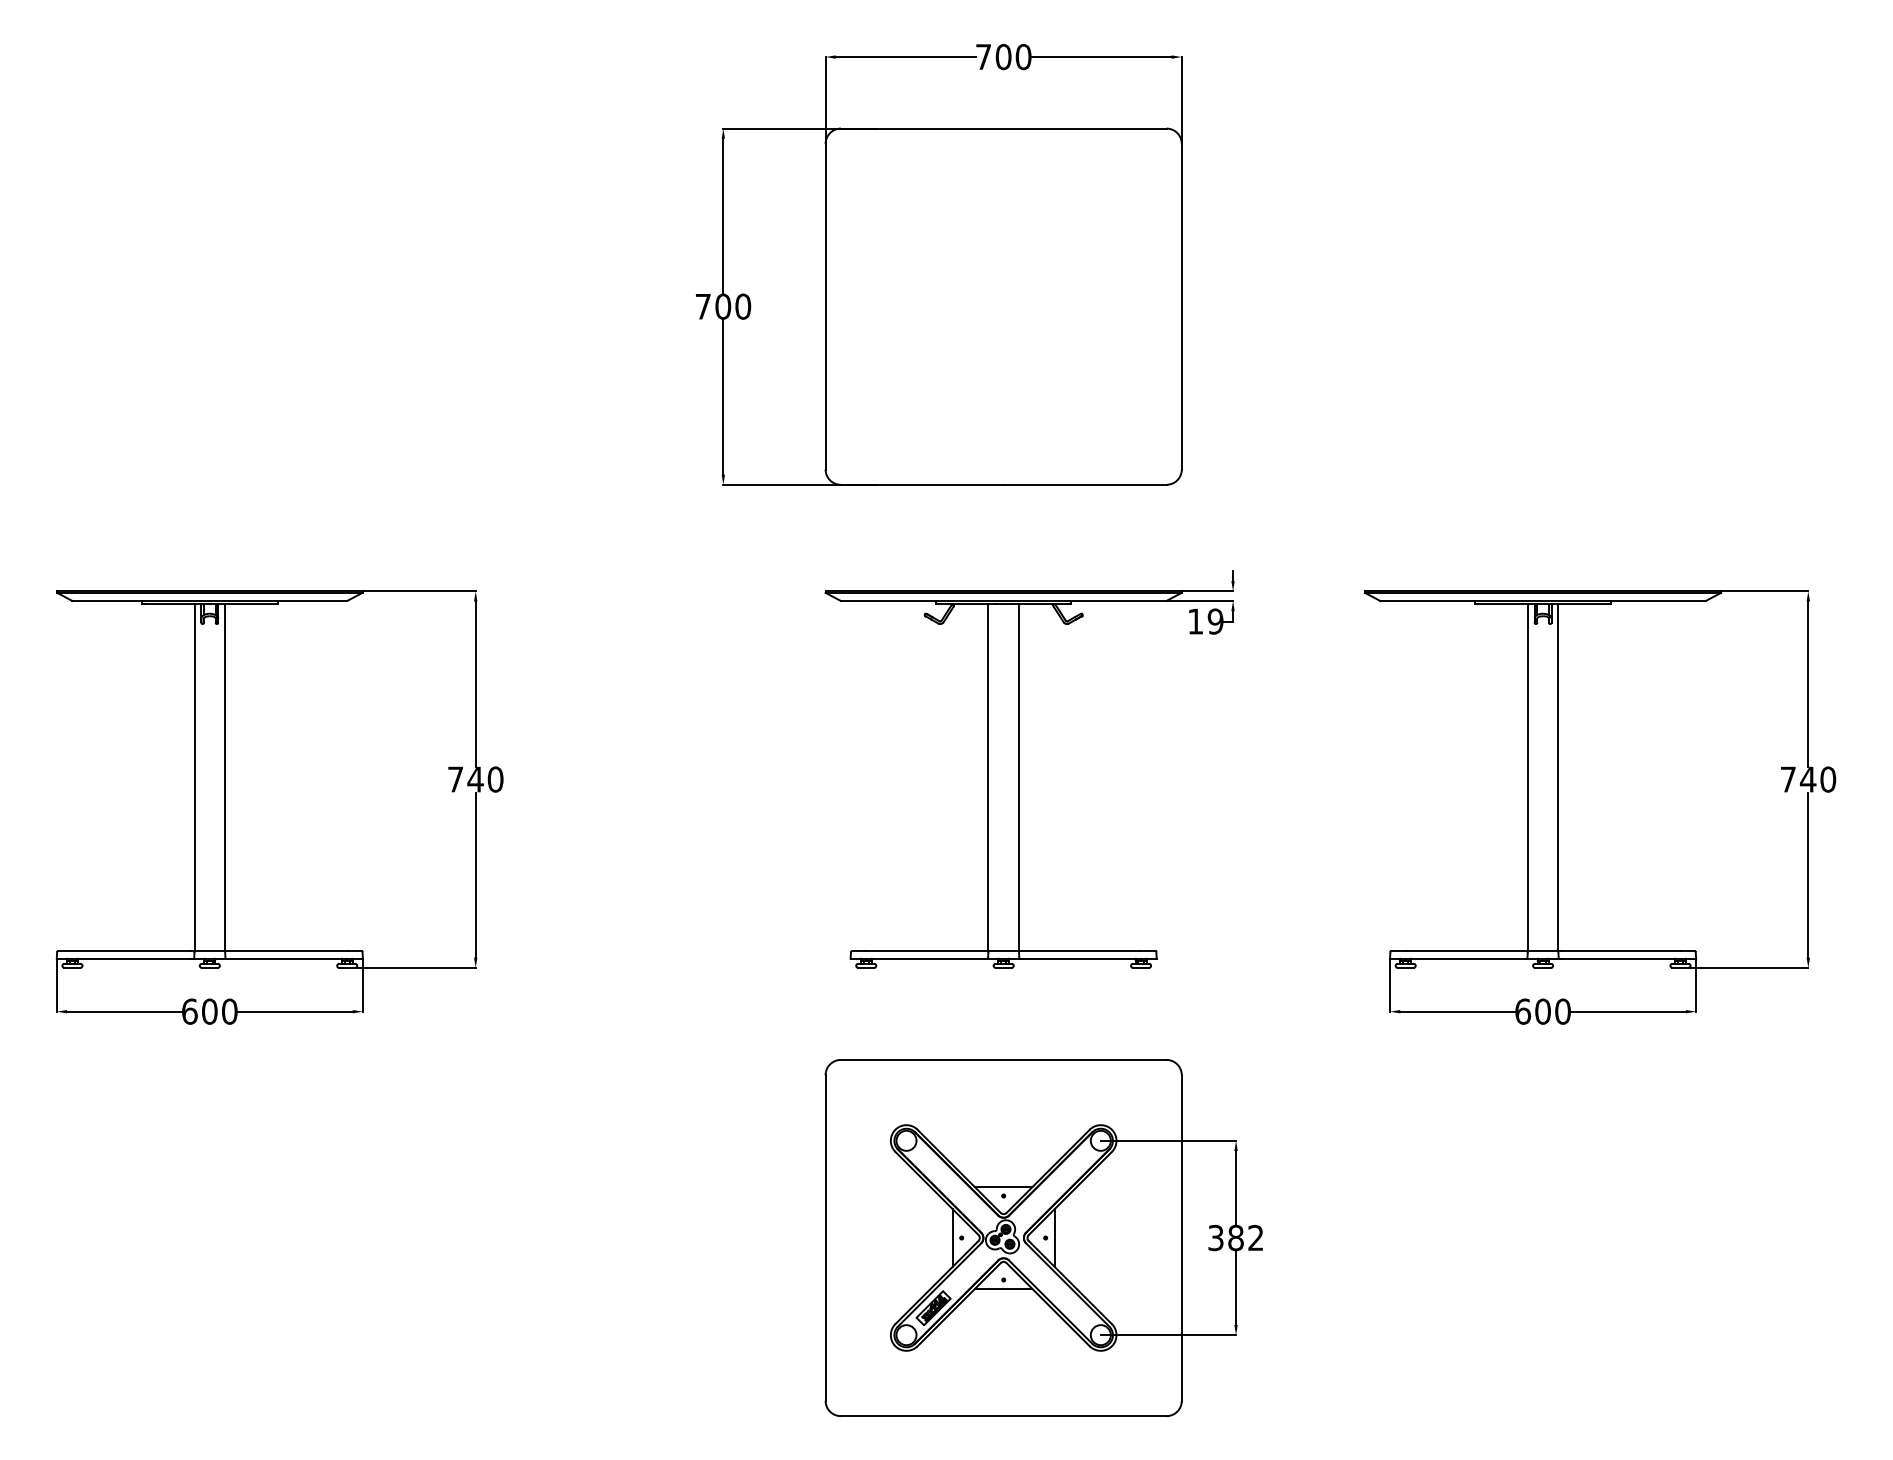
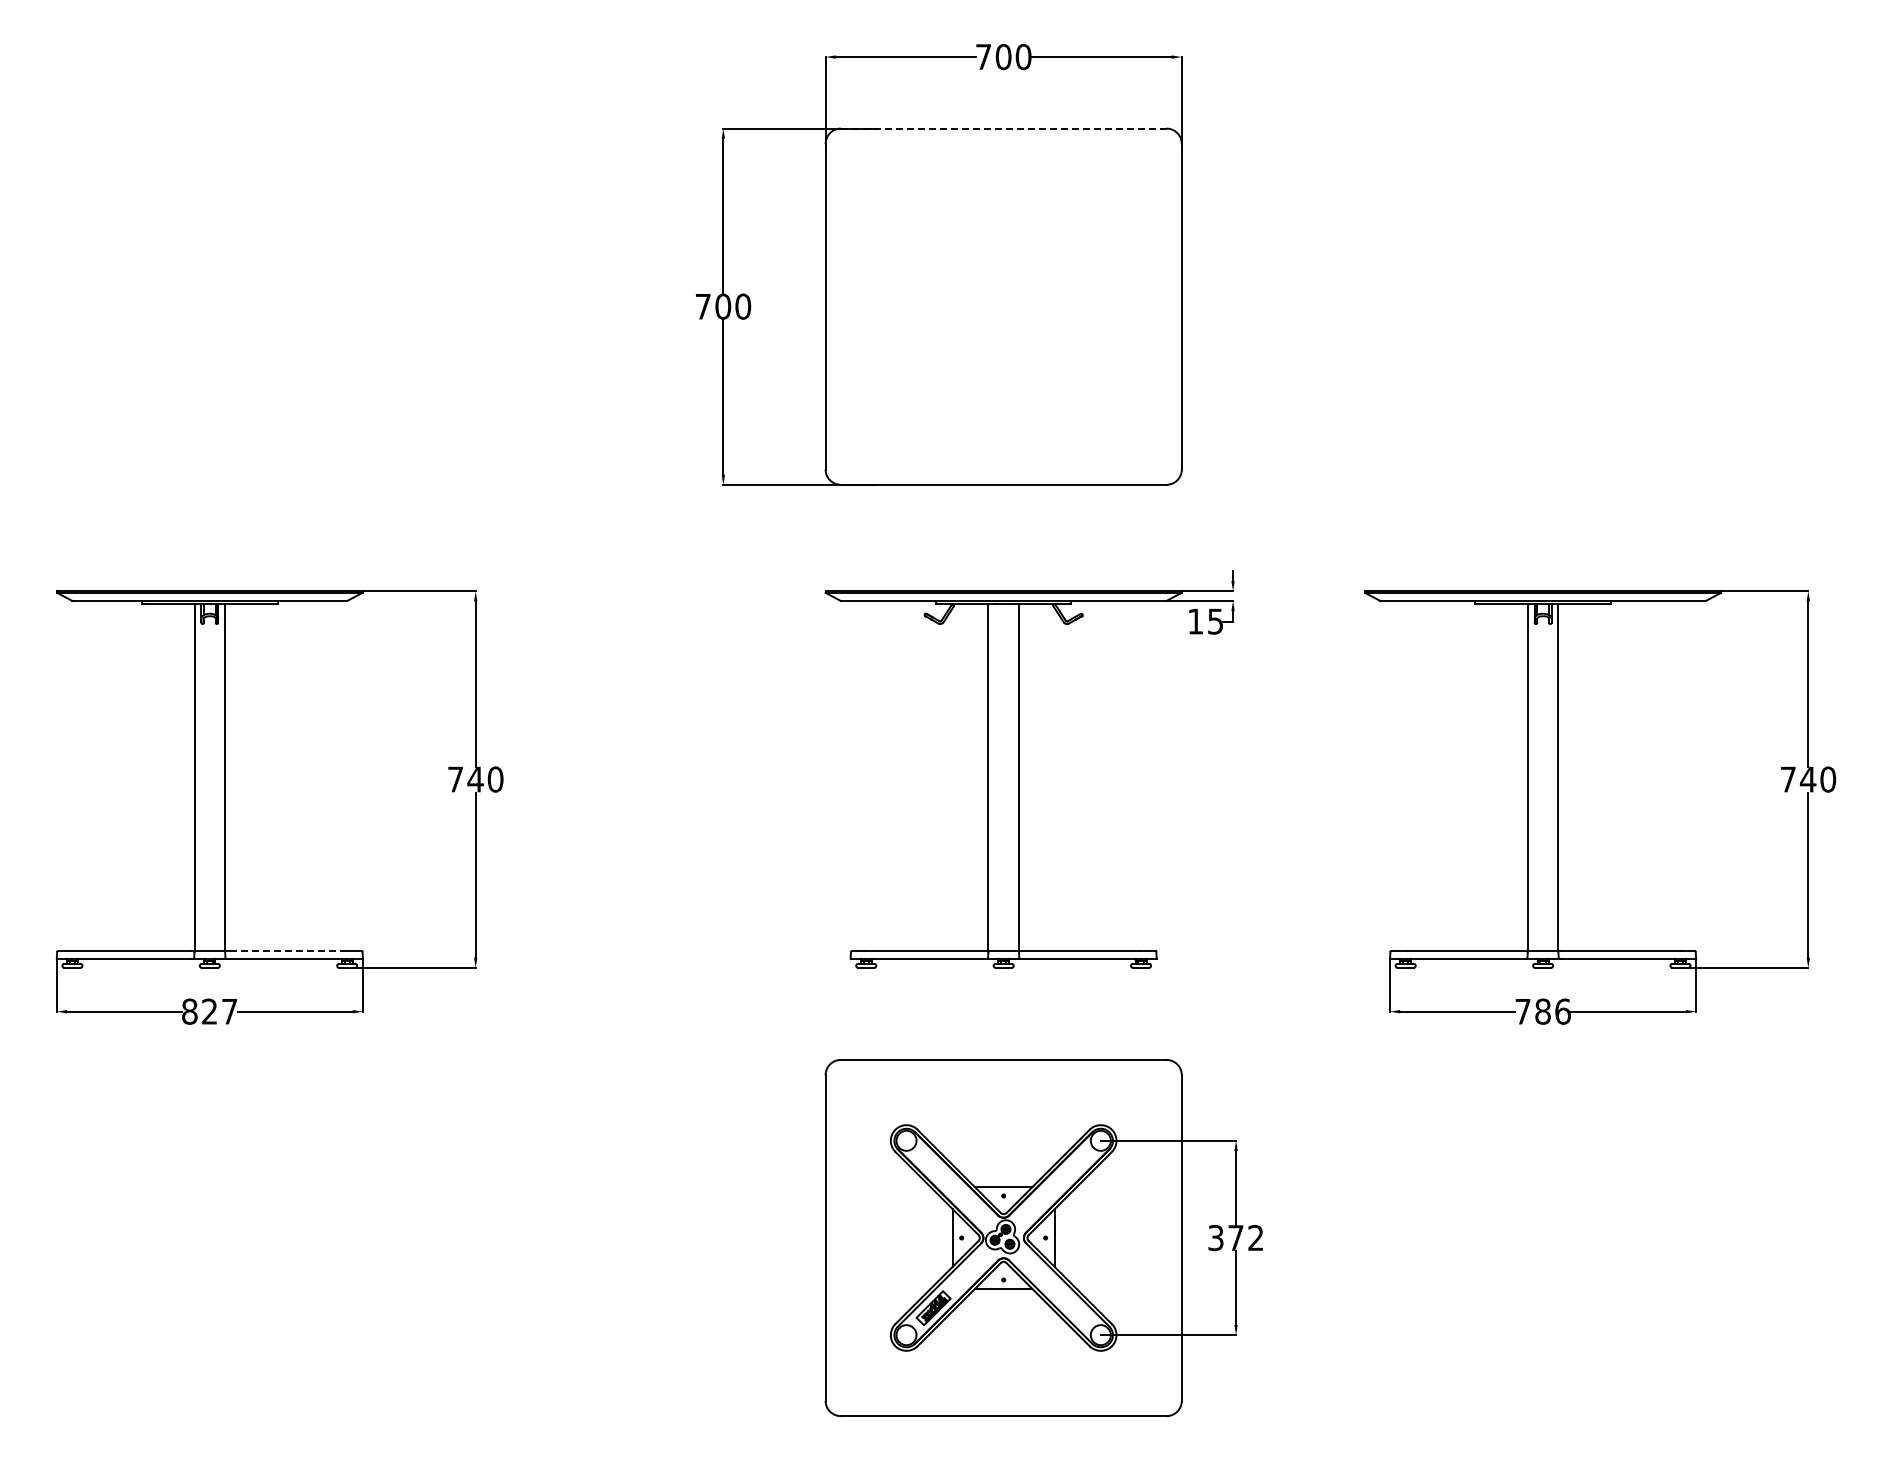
line: solid -> dashed (1003, 128)
text: 19 -> 15 (1215, 621)
line: solid -> dashed (287, 951)
text: 600 -> 827 (209, 1011)
text: 600 -> 786 (1542, 1011)
text: 382 -> 372 (1235, 1238)
